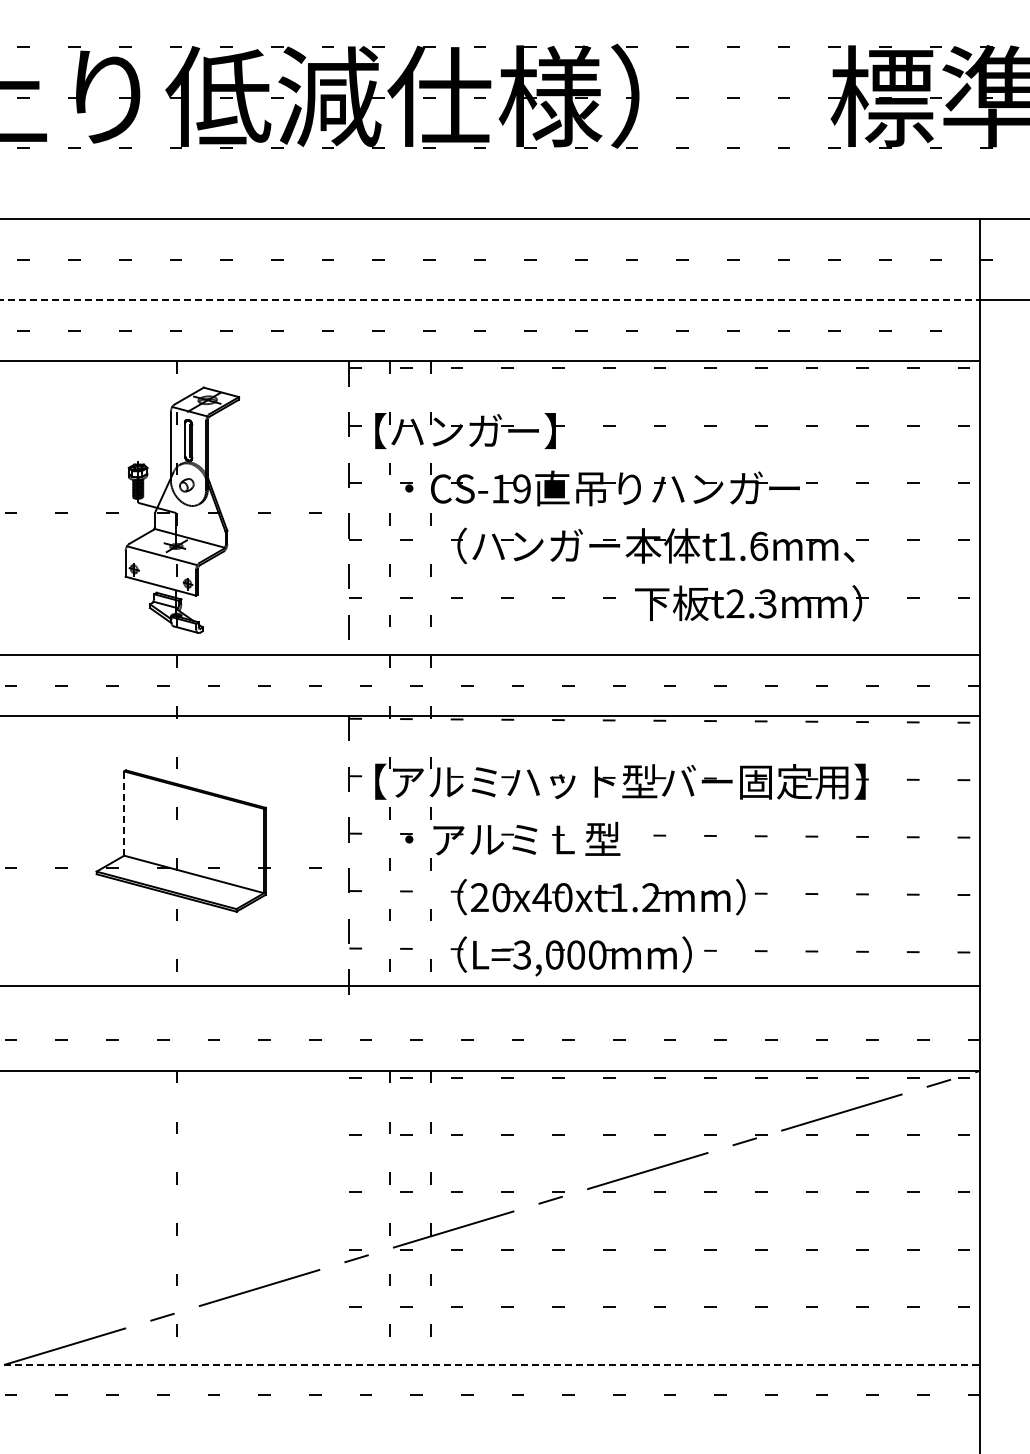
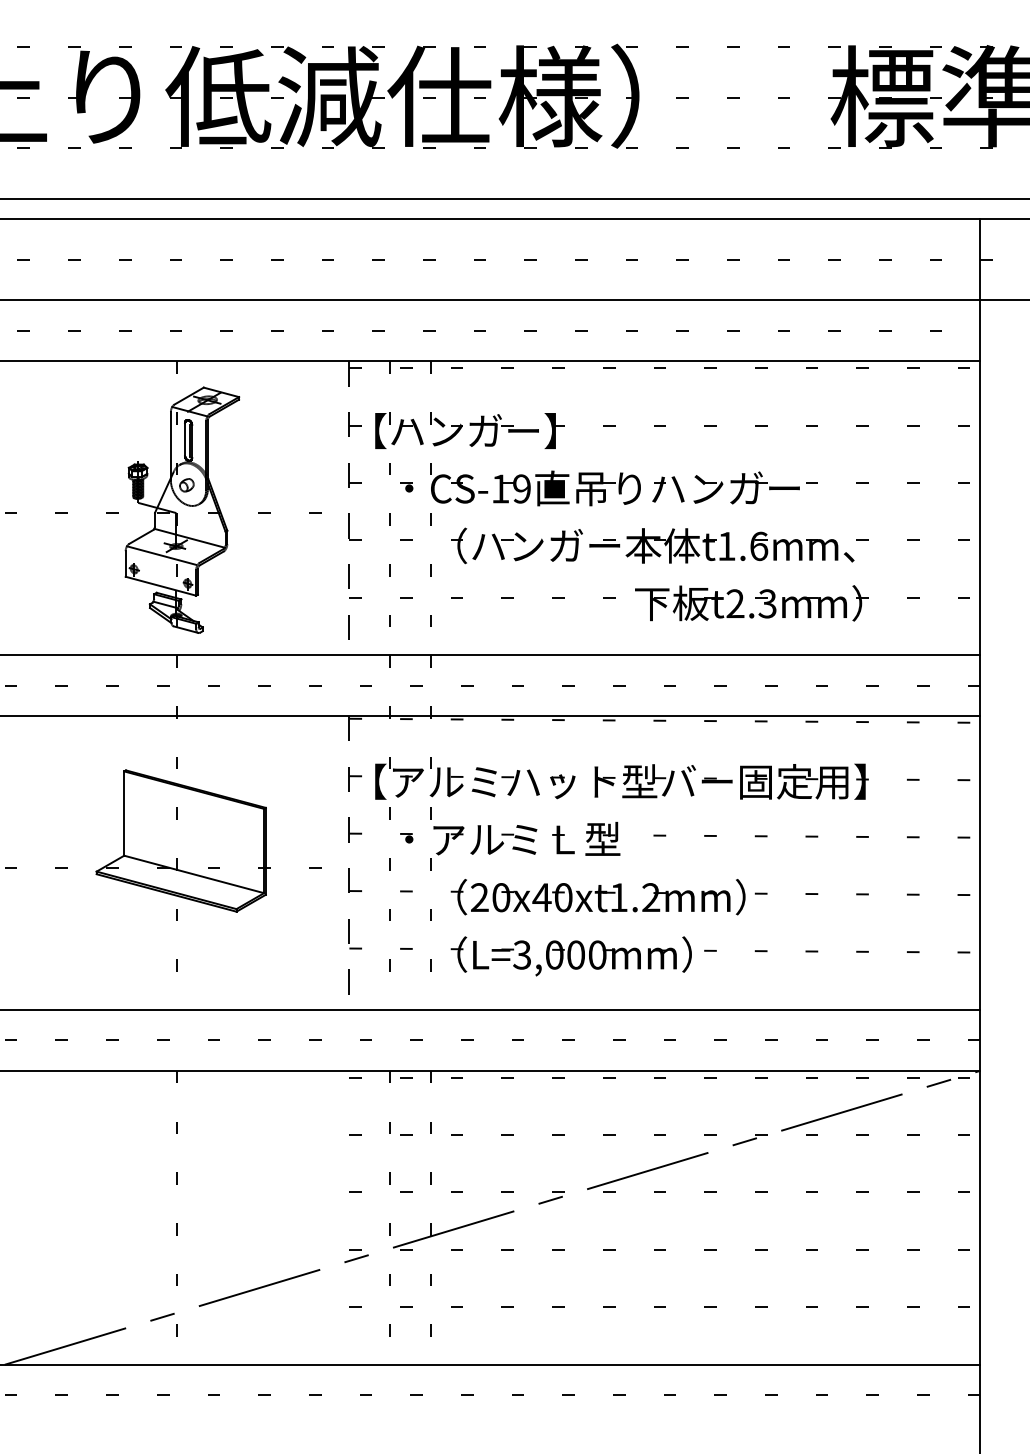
line: none -> present (514, 199)
line: dashed -> solid (490, 300)
line: dashed -> solid (124, 813)
line position: (491, 986) -> (491, 1010) (491, 1010)
line: dashed -> solid (490, 1364)
